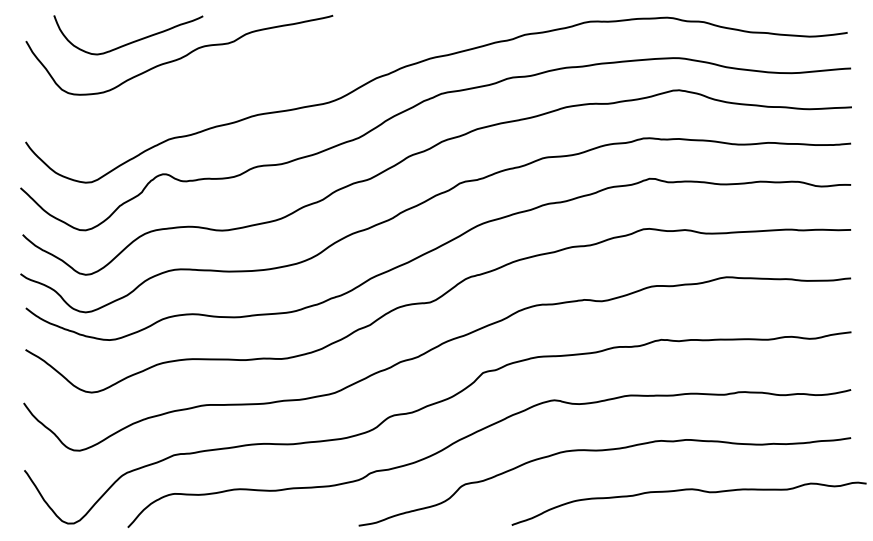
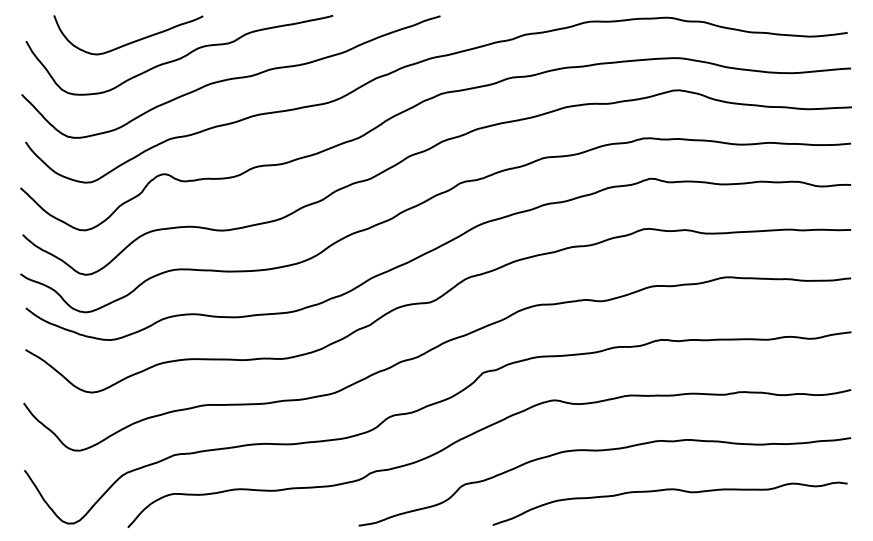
curve: none -> present (230, 78)
curve position: (688, 490) -> (669, 490) (669, 490)
